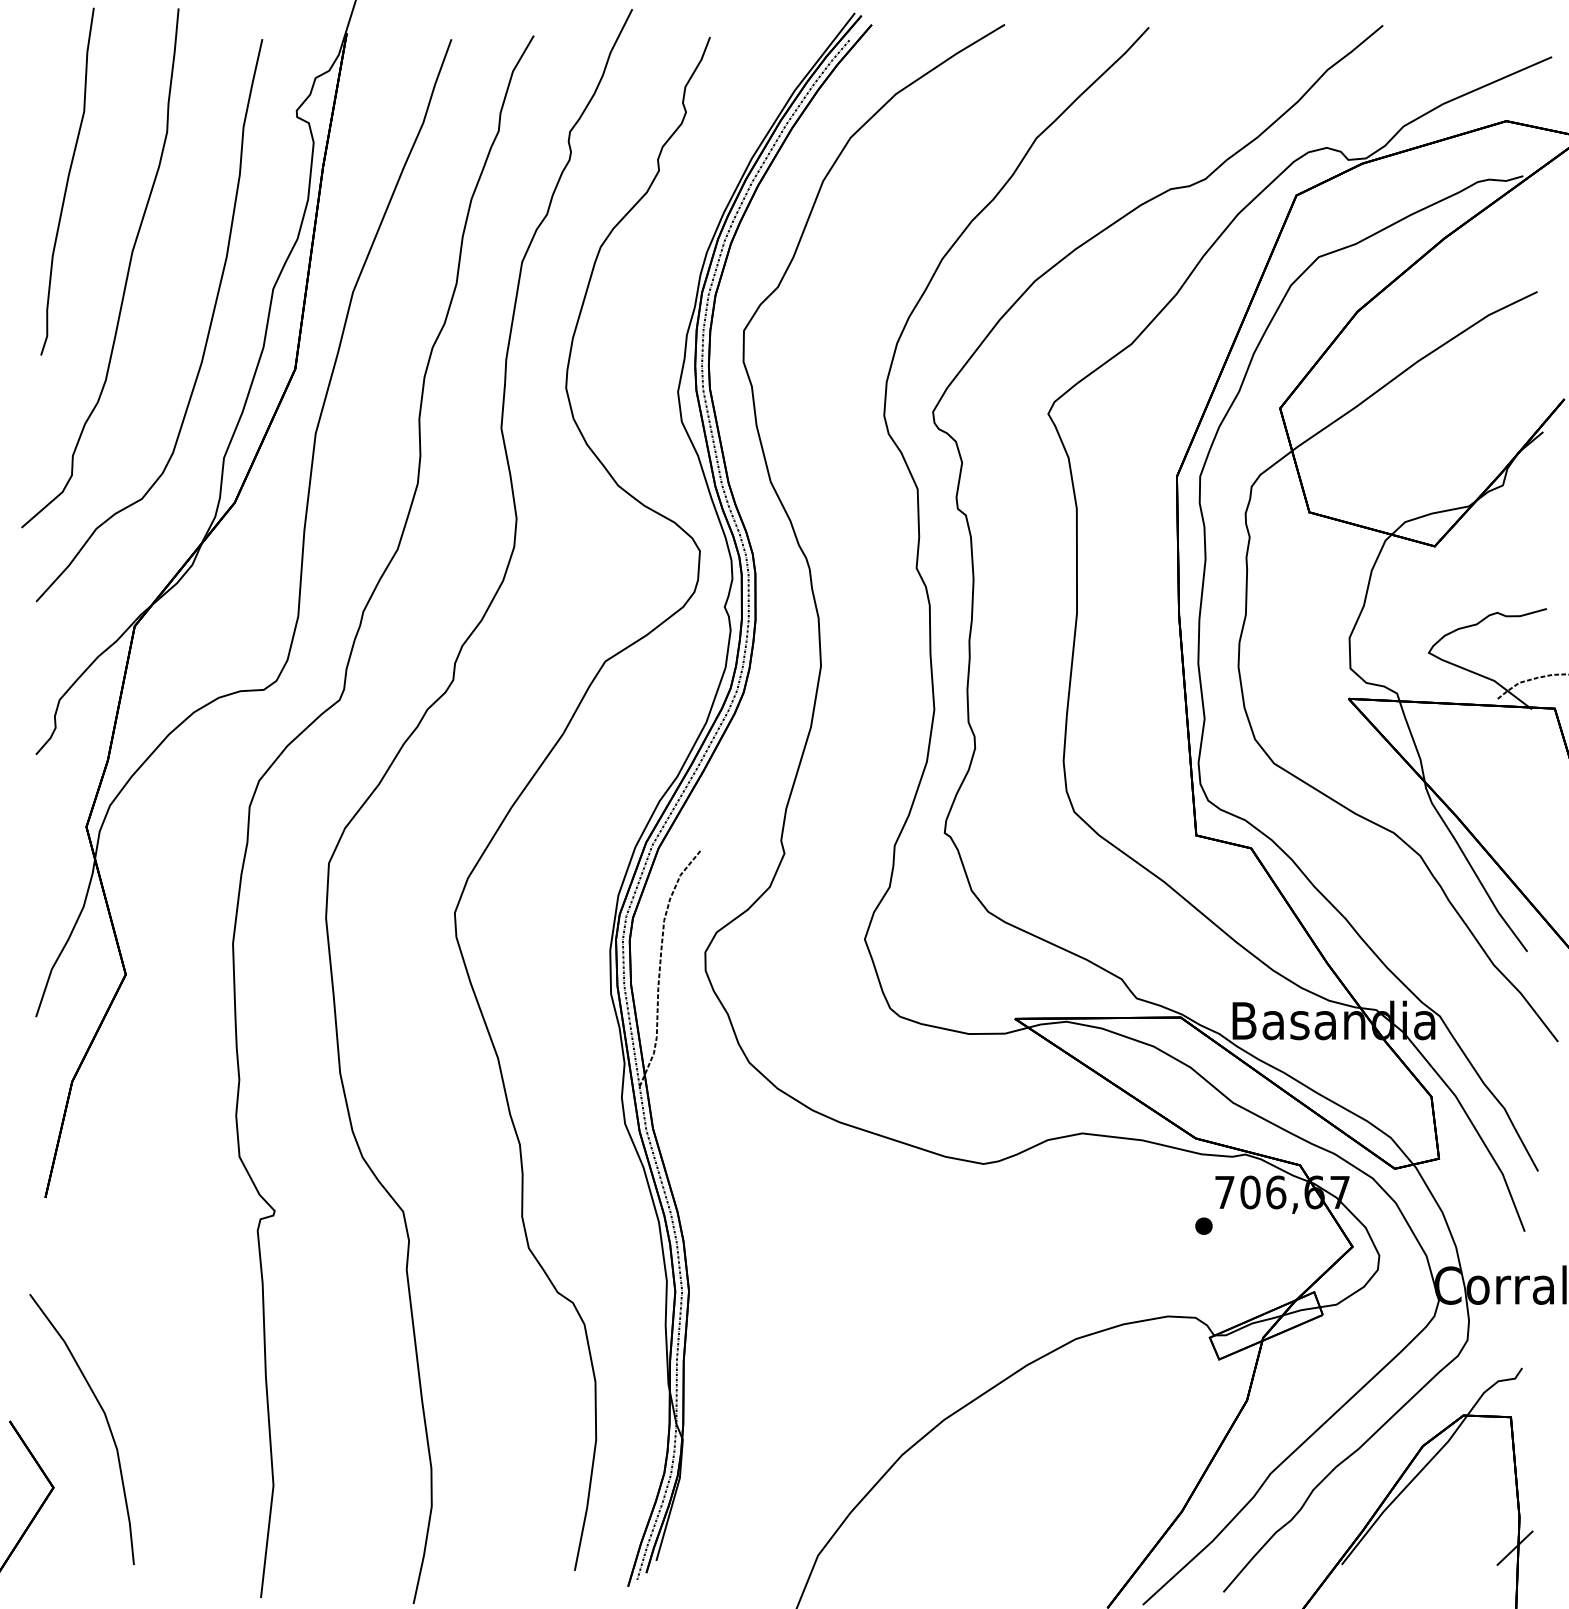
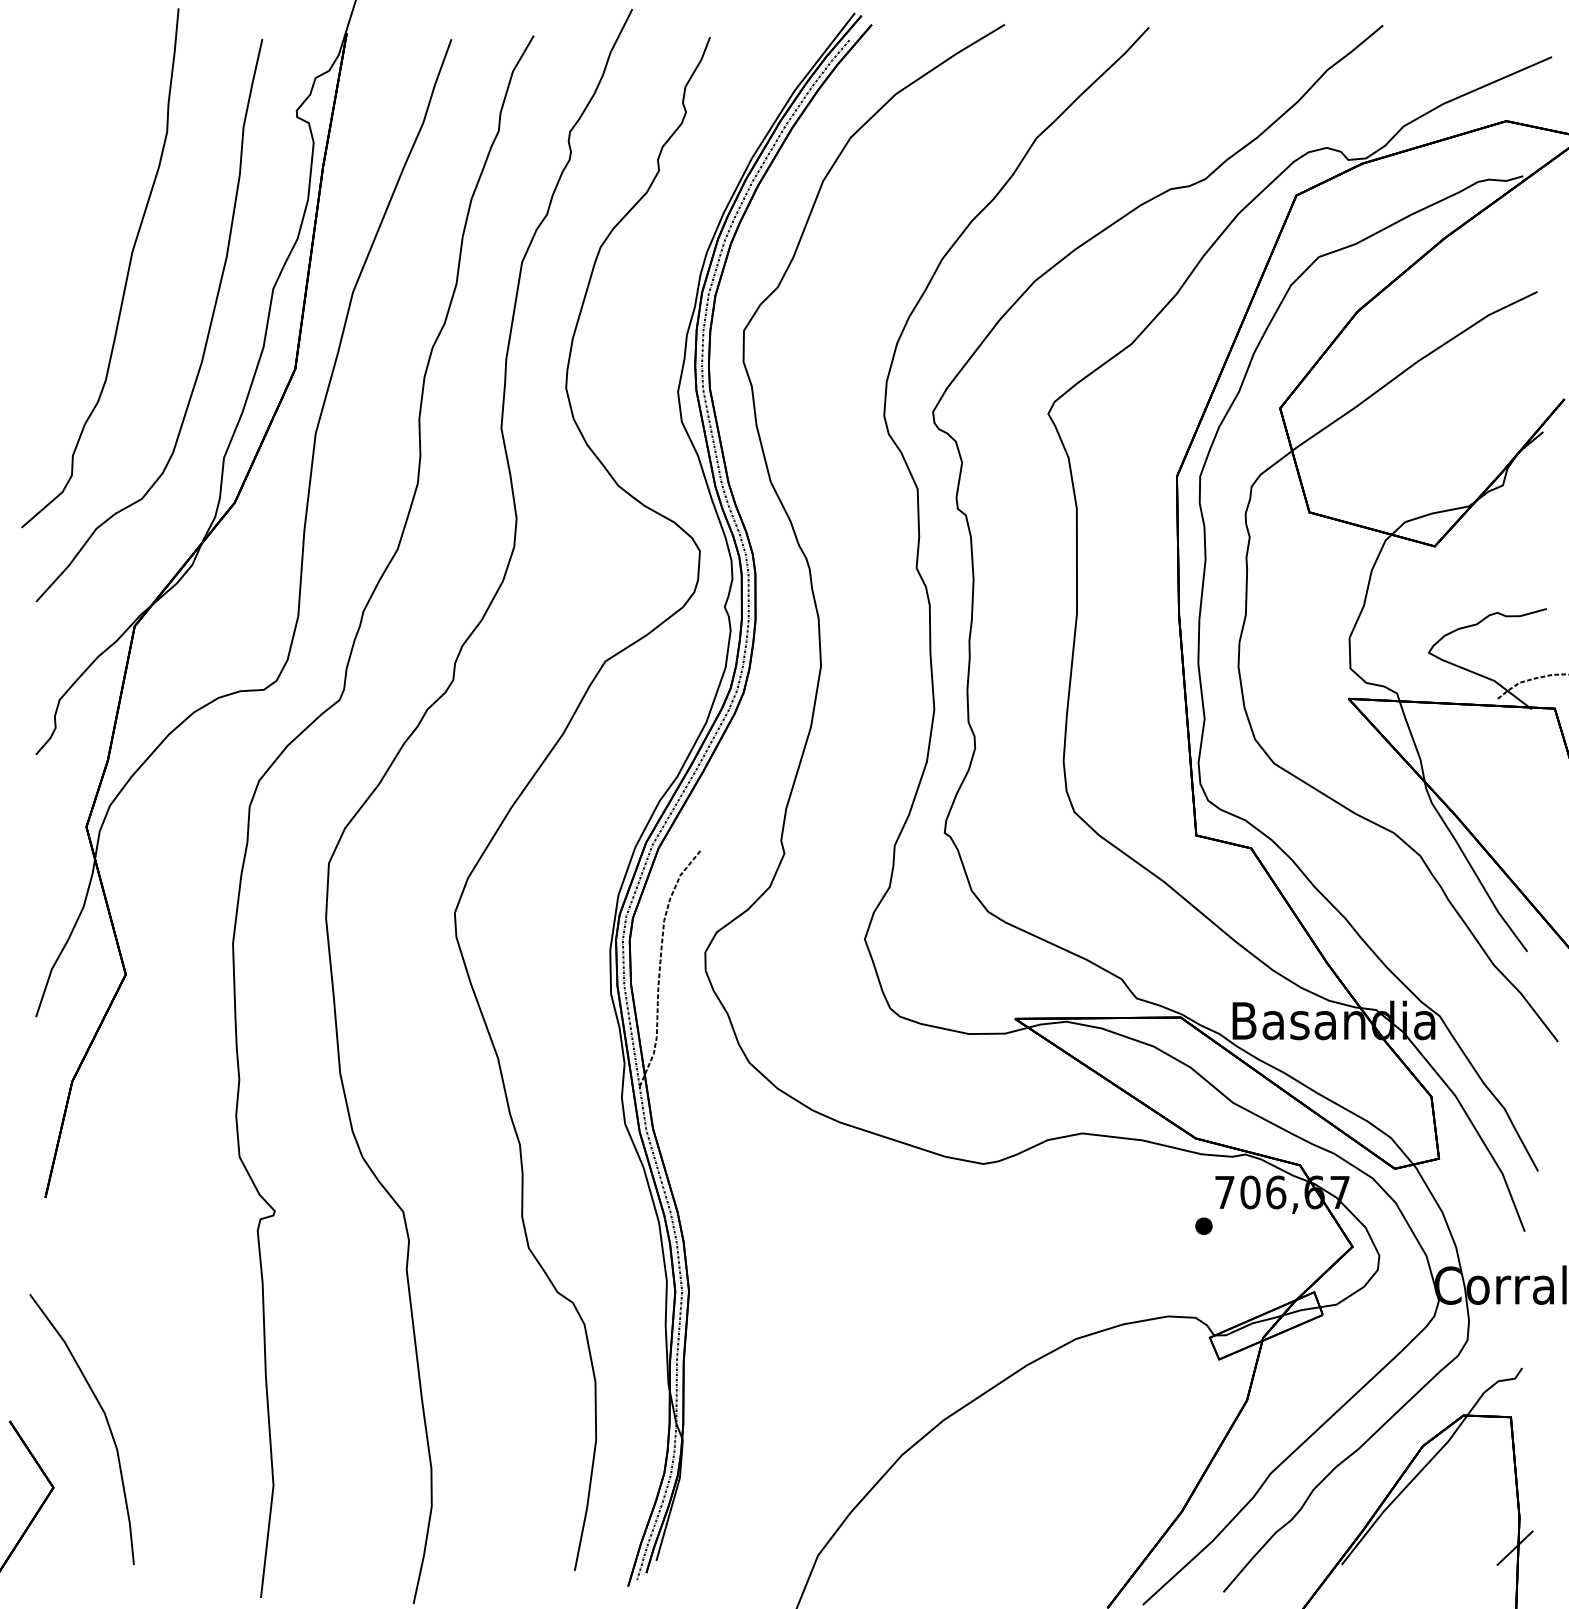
curve: present -> none (67, 181)
